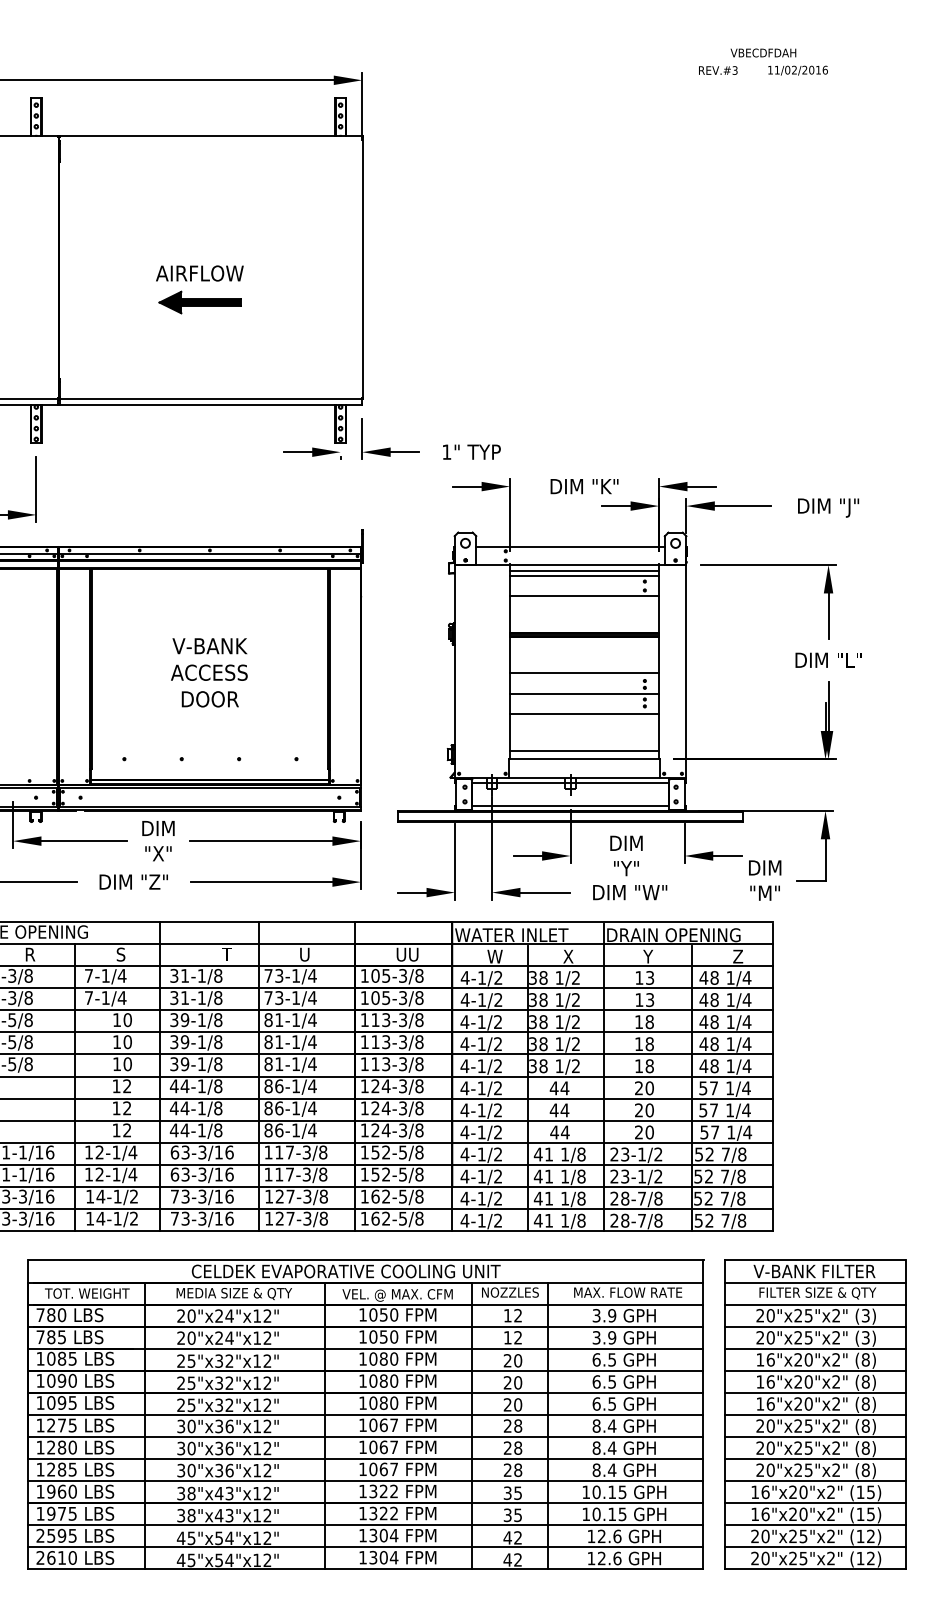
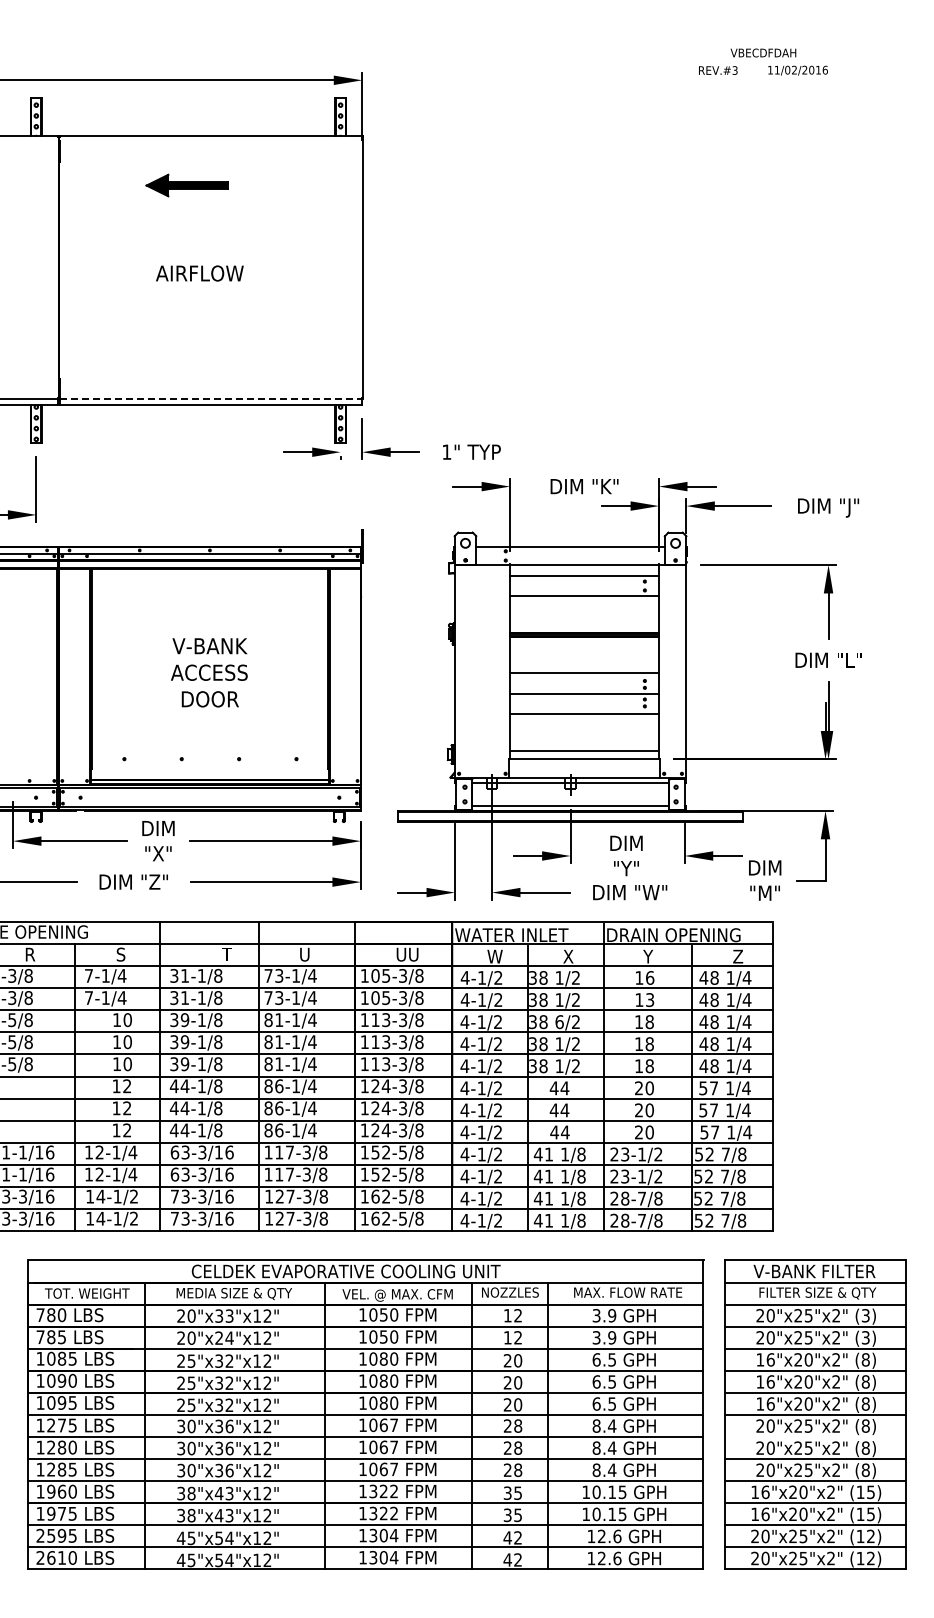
part position: (199, 302) -> (186, 185) (186, 185)
line: solid -> dashed (211, 398)
line: present -> none (584, 570)
text: 13 -> 16 (650, 977)
text: 1/2 -> 6/2 (559, 1022)
text: 20"x24"x12" -> 20"x33"x12" (224, 1315)
line: present -> none (815, 1437)
